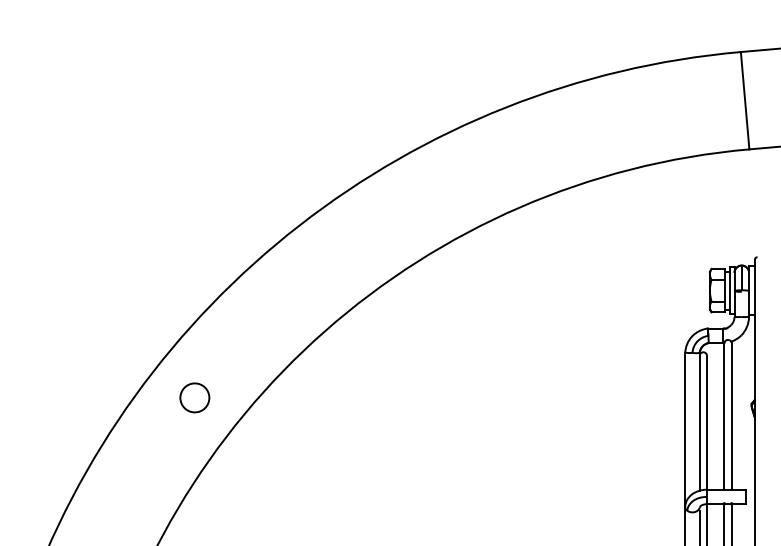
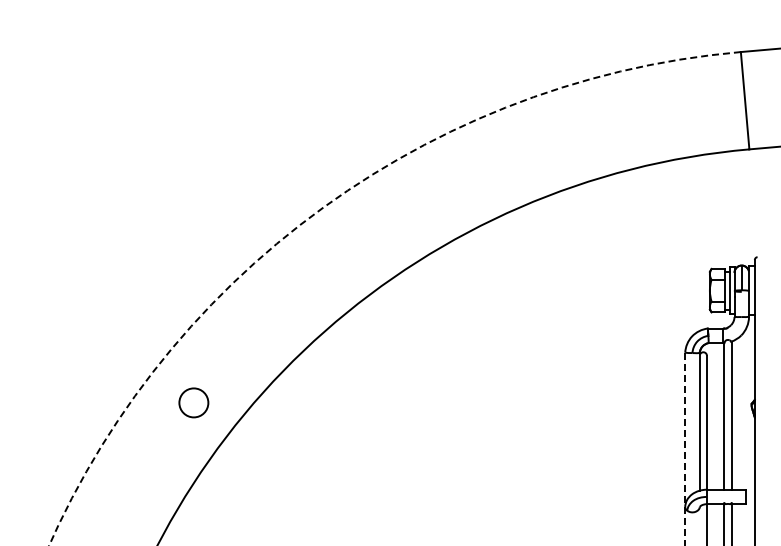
arc: solid -> dashed (327, 204)
circle position: (194, 397) -> (193, 402) (193, 402)
line: solid -> dashed (685, 449)
line: present -> none (699, 526)
